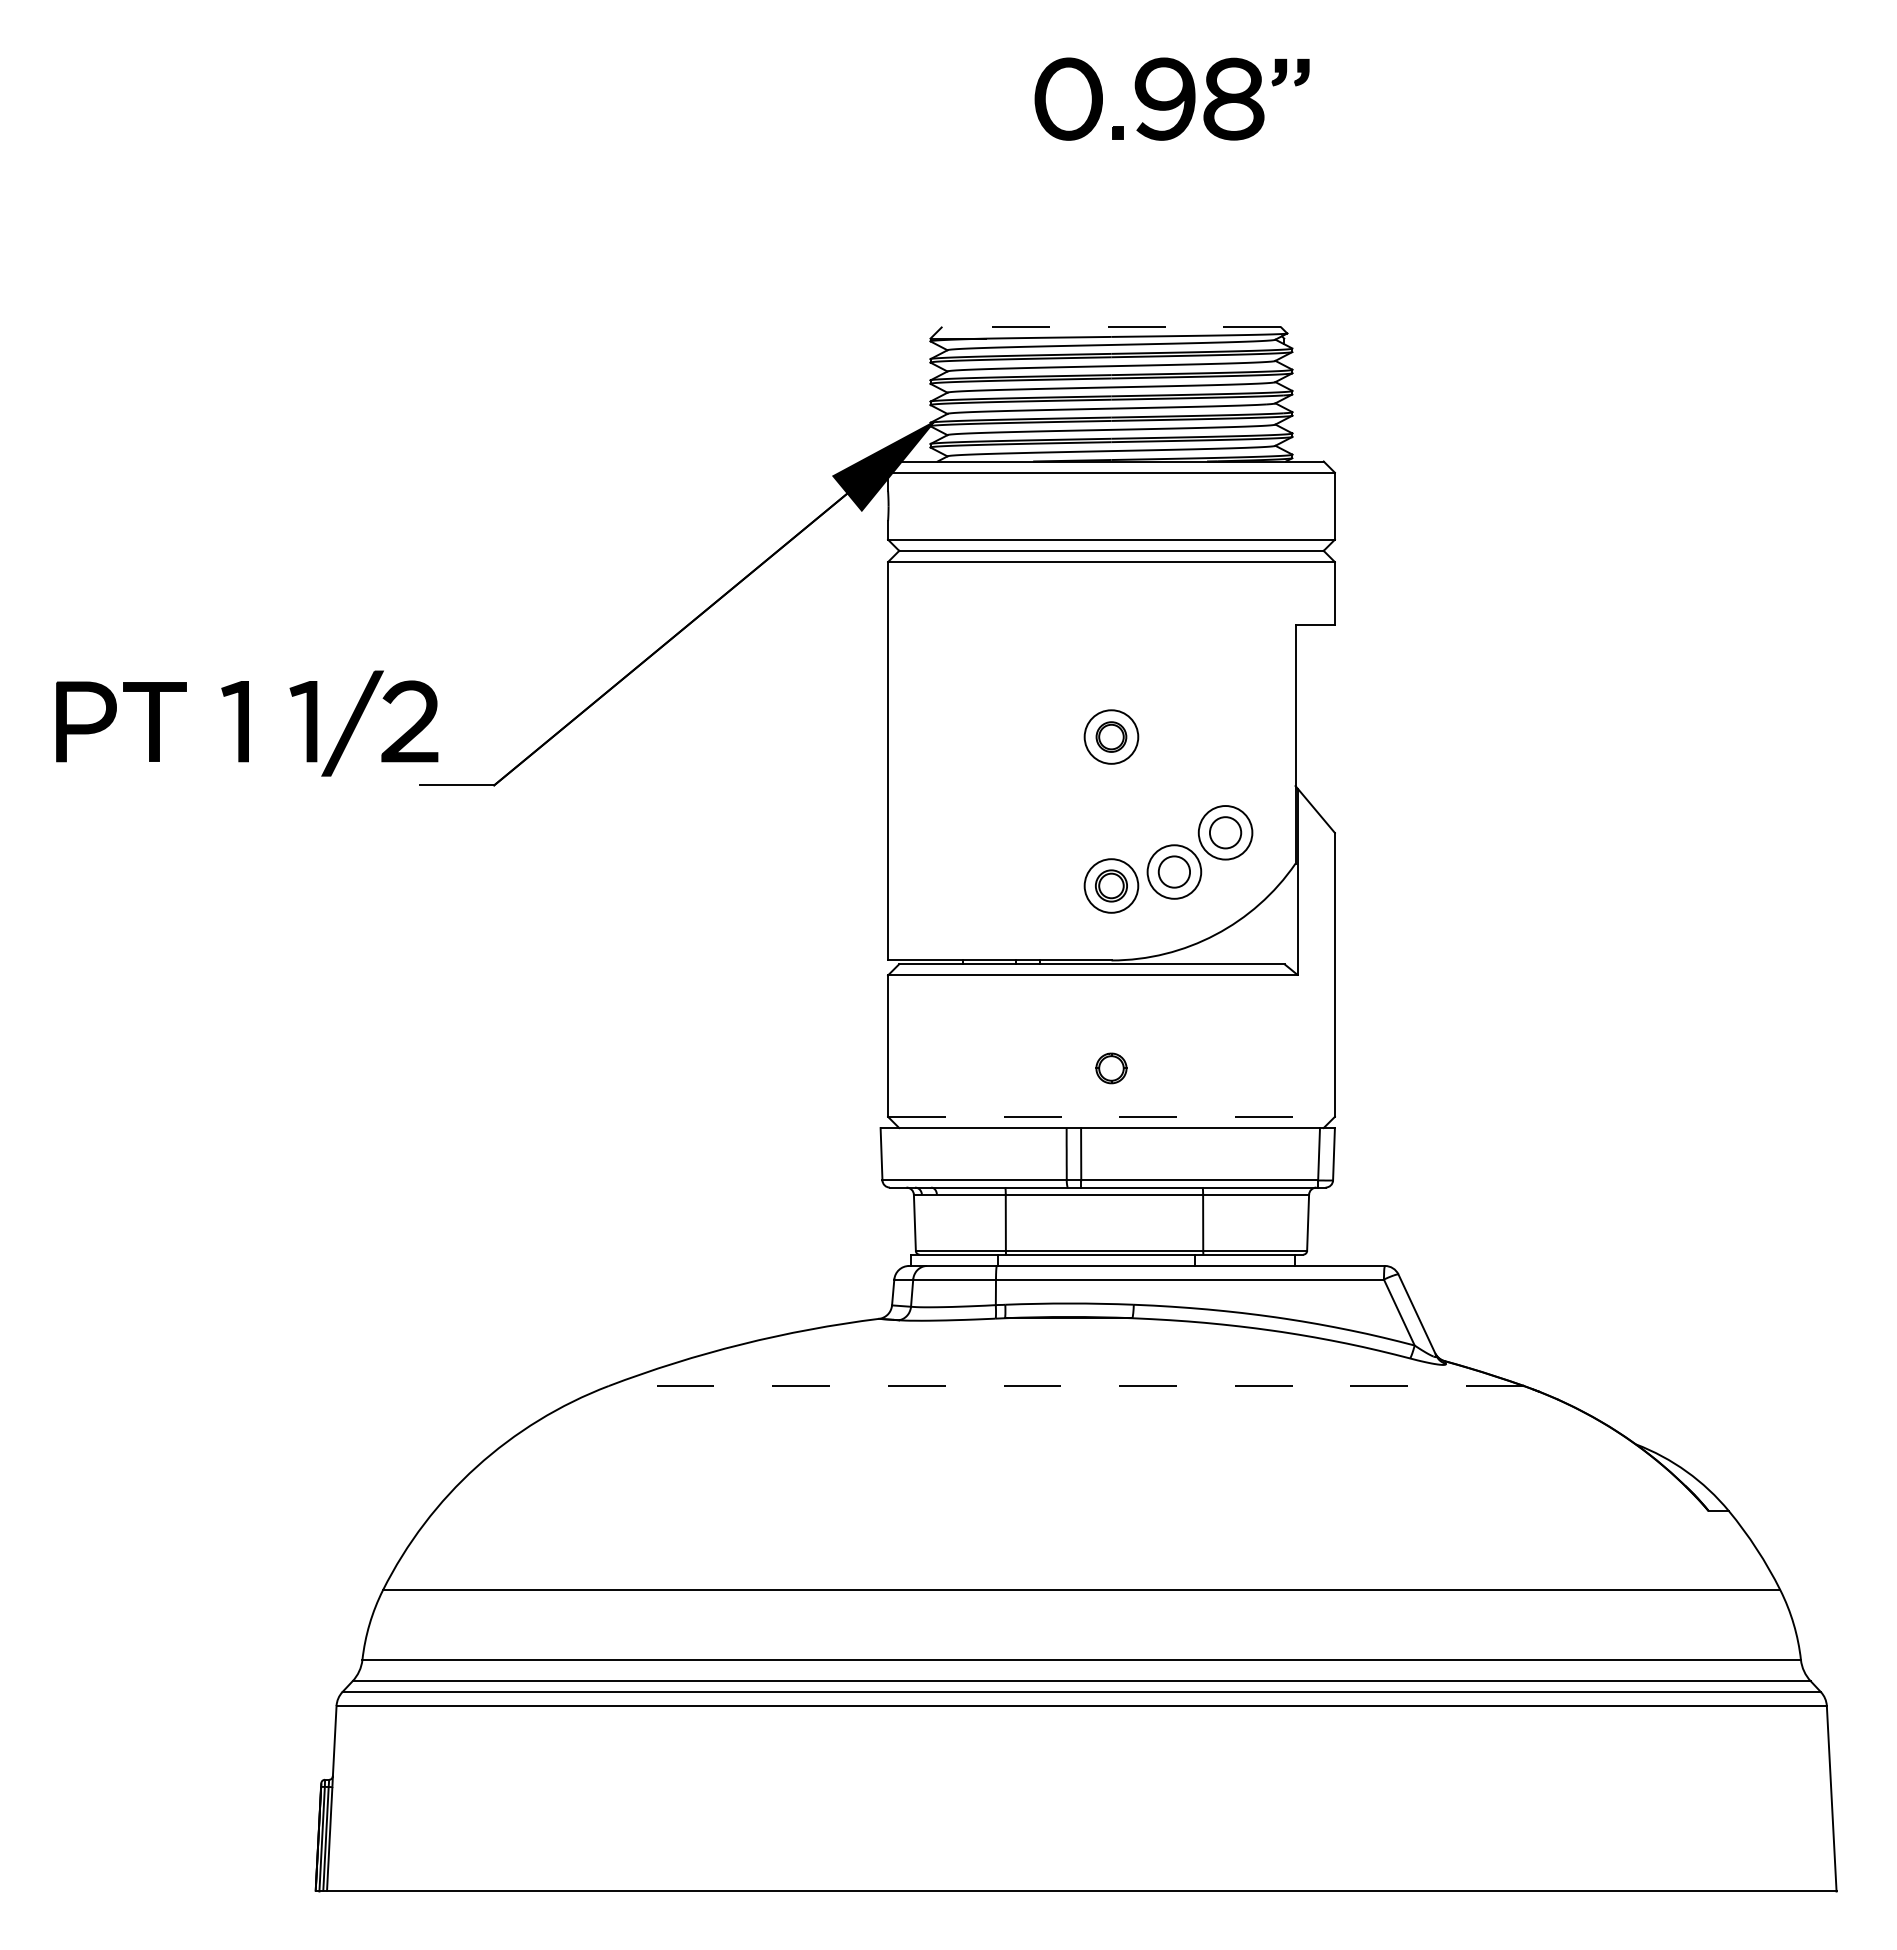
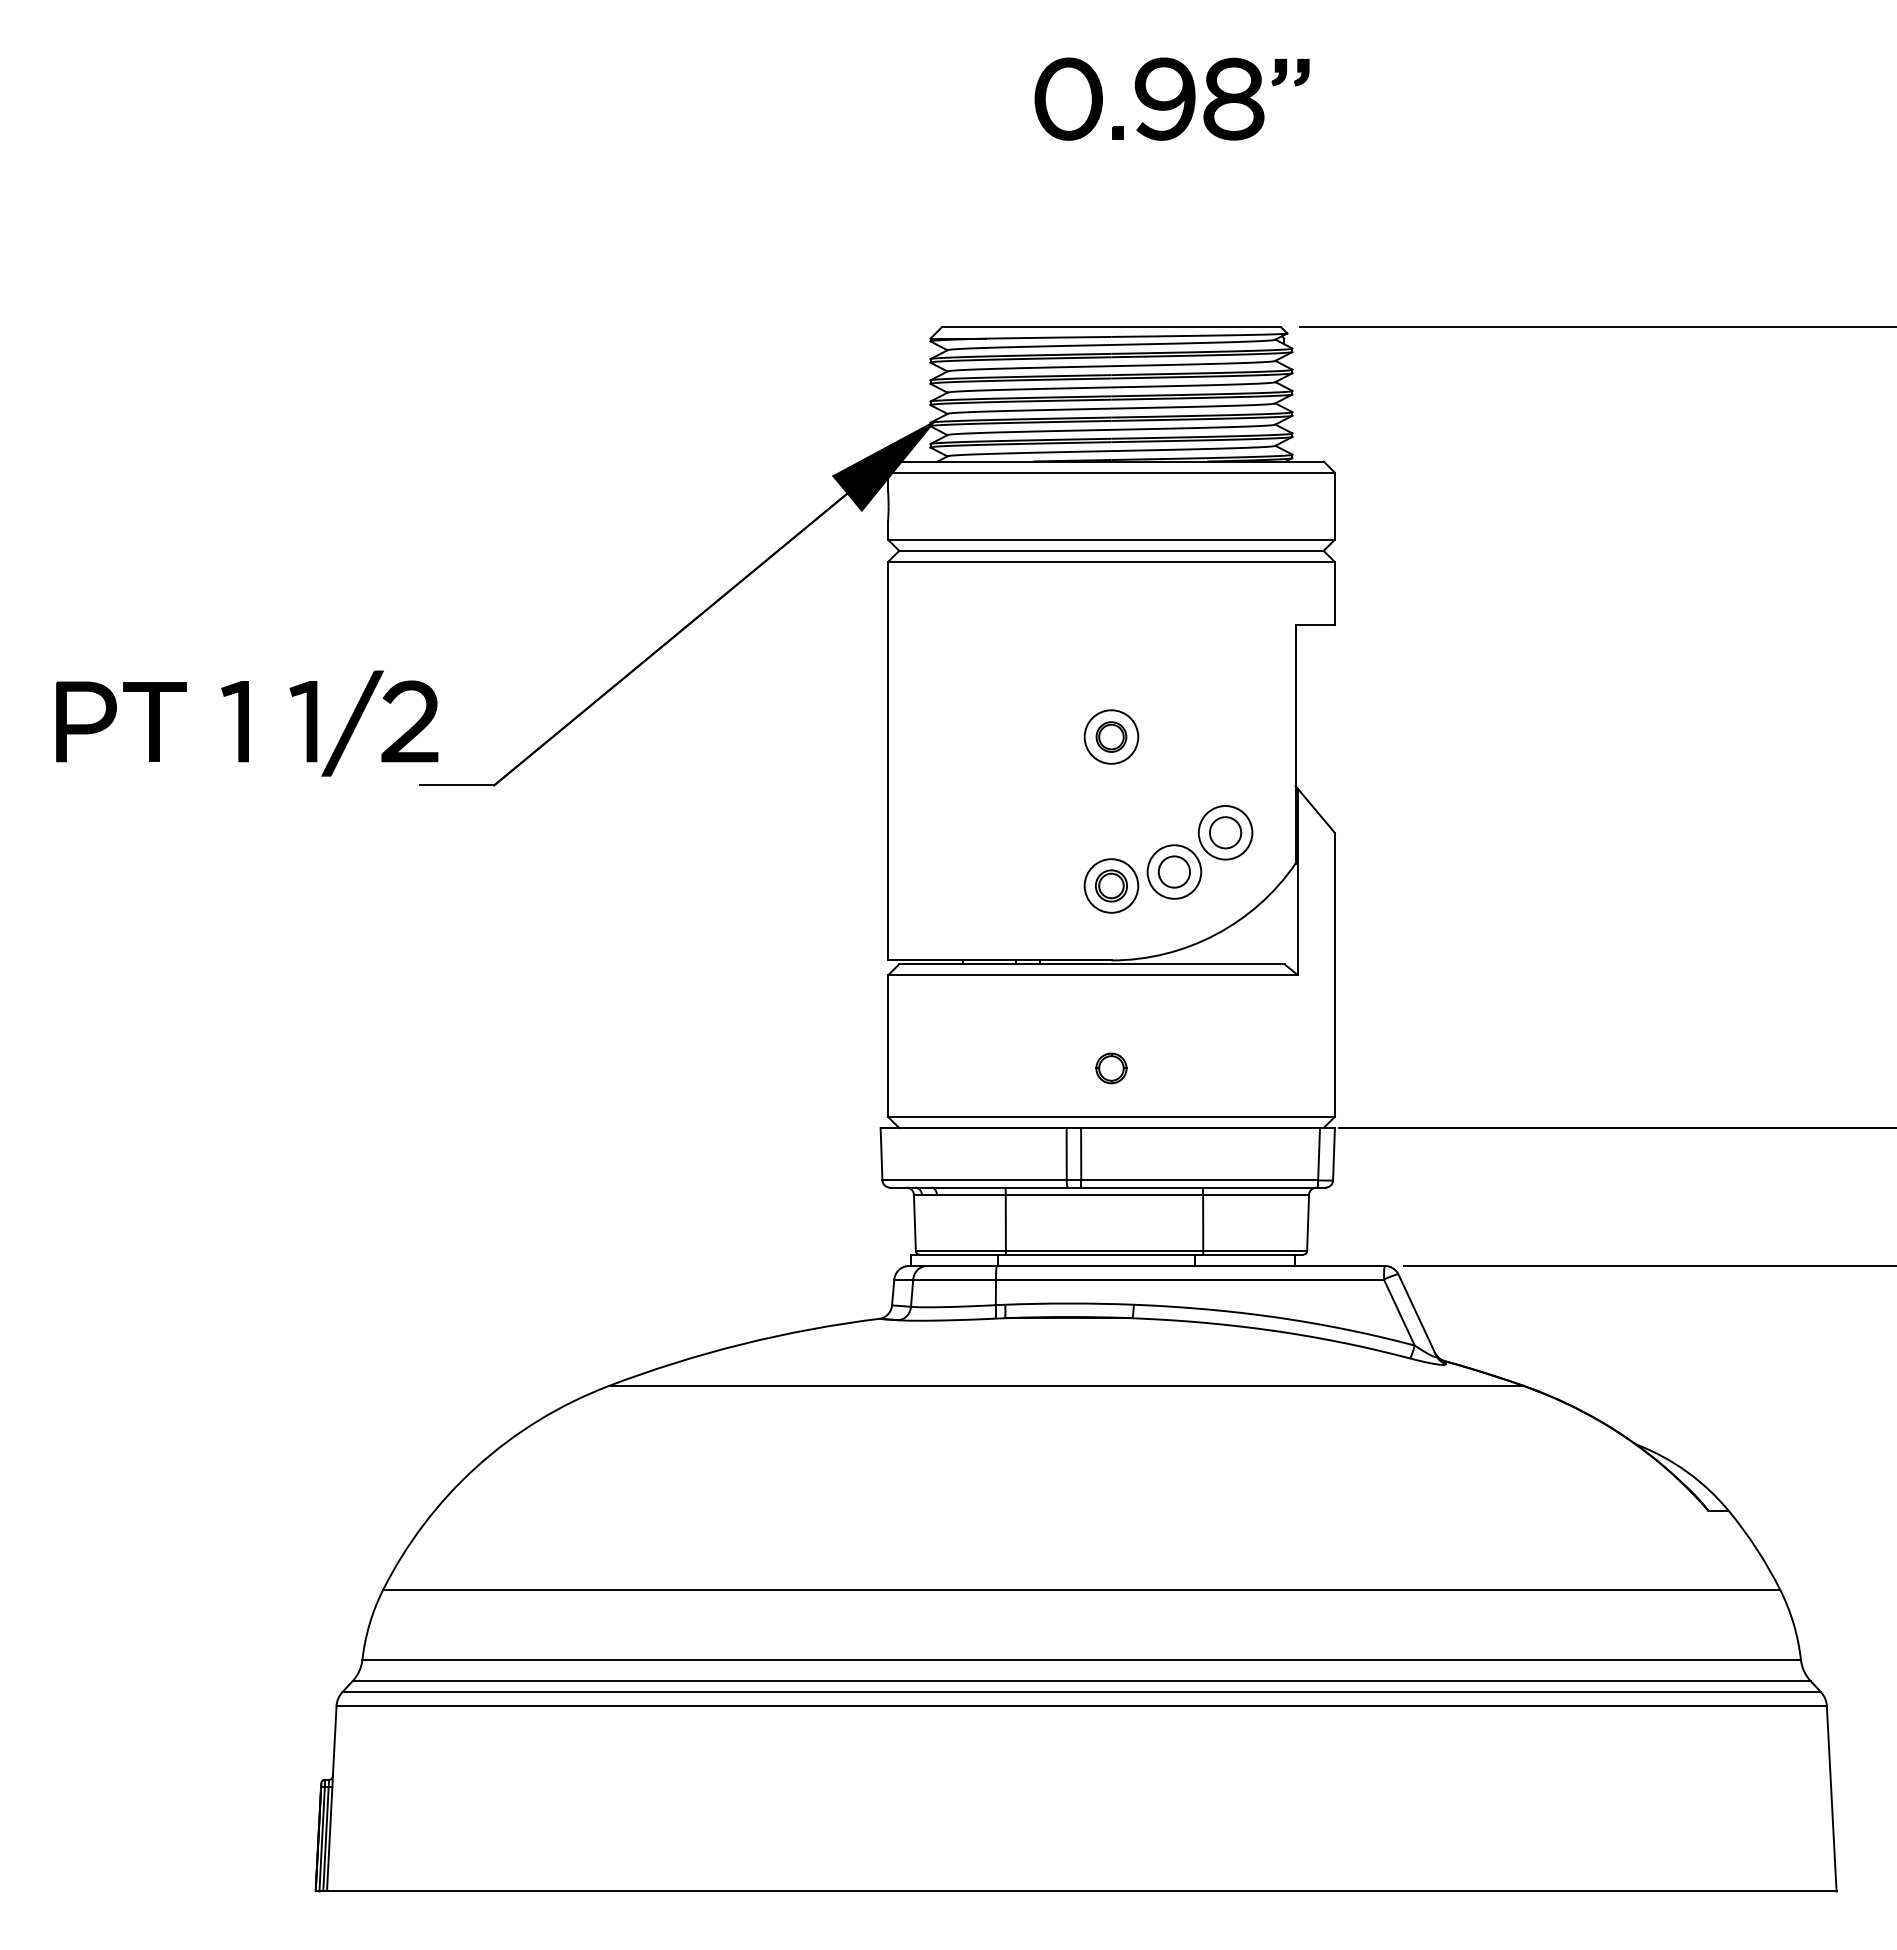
line: dashed -> solid (1111, 327)
line: none -> present (1596, 327)
line: dashed -> solid (1112, 1116)
line: none -> present (1615, 1128)
line: none -> present (1648, 1265)
line: dashed -> solid (1065, 1386)
